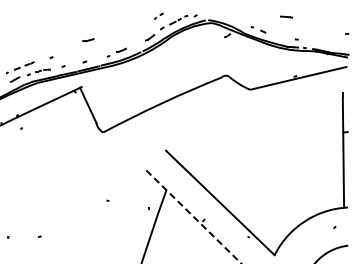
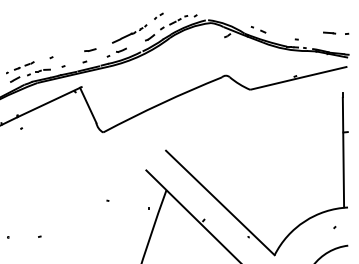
line position: (286, 16) -> (329, 32) (329, 32)
part: none -> present (129, 33)
part position: (88, 40) -> (90, 50) (90, 50)
line: dashed -> solid (193, 217)
